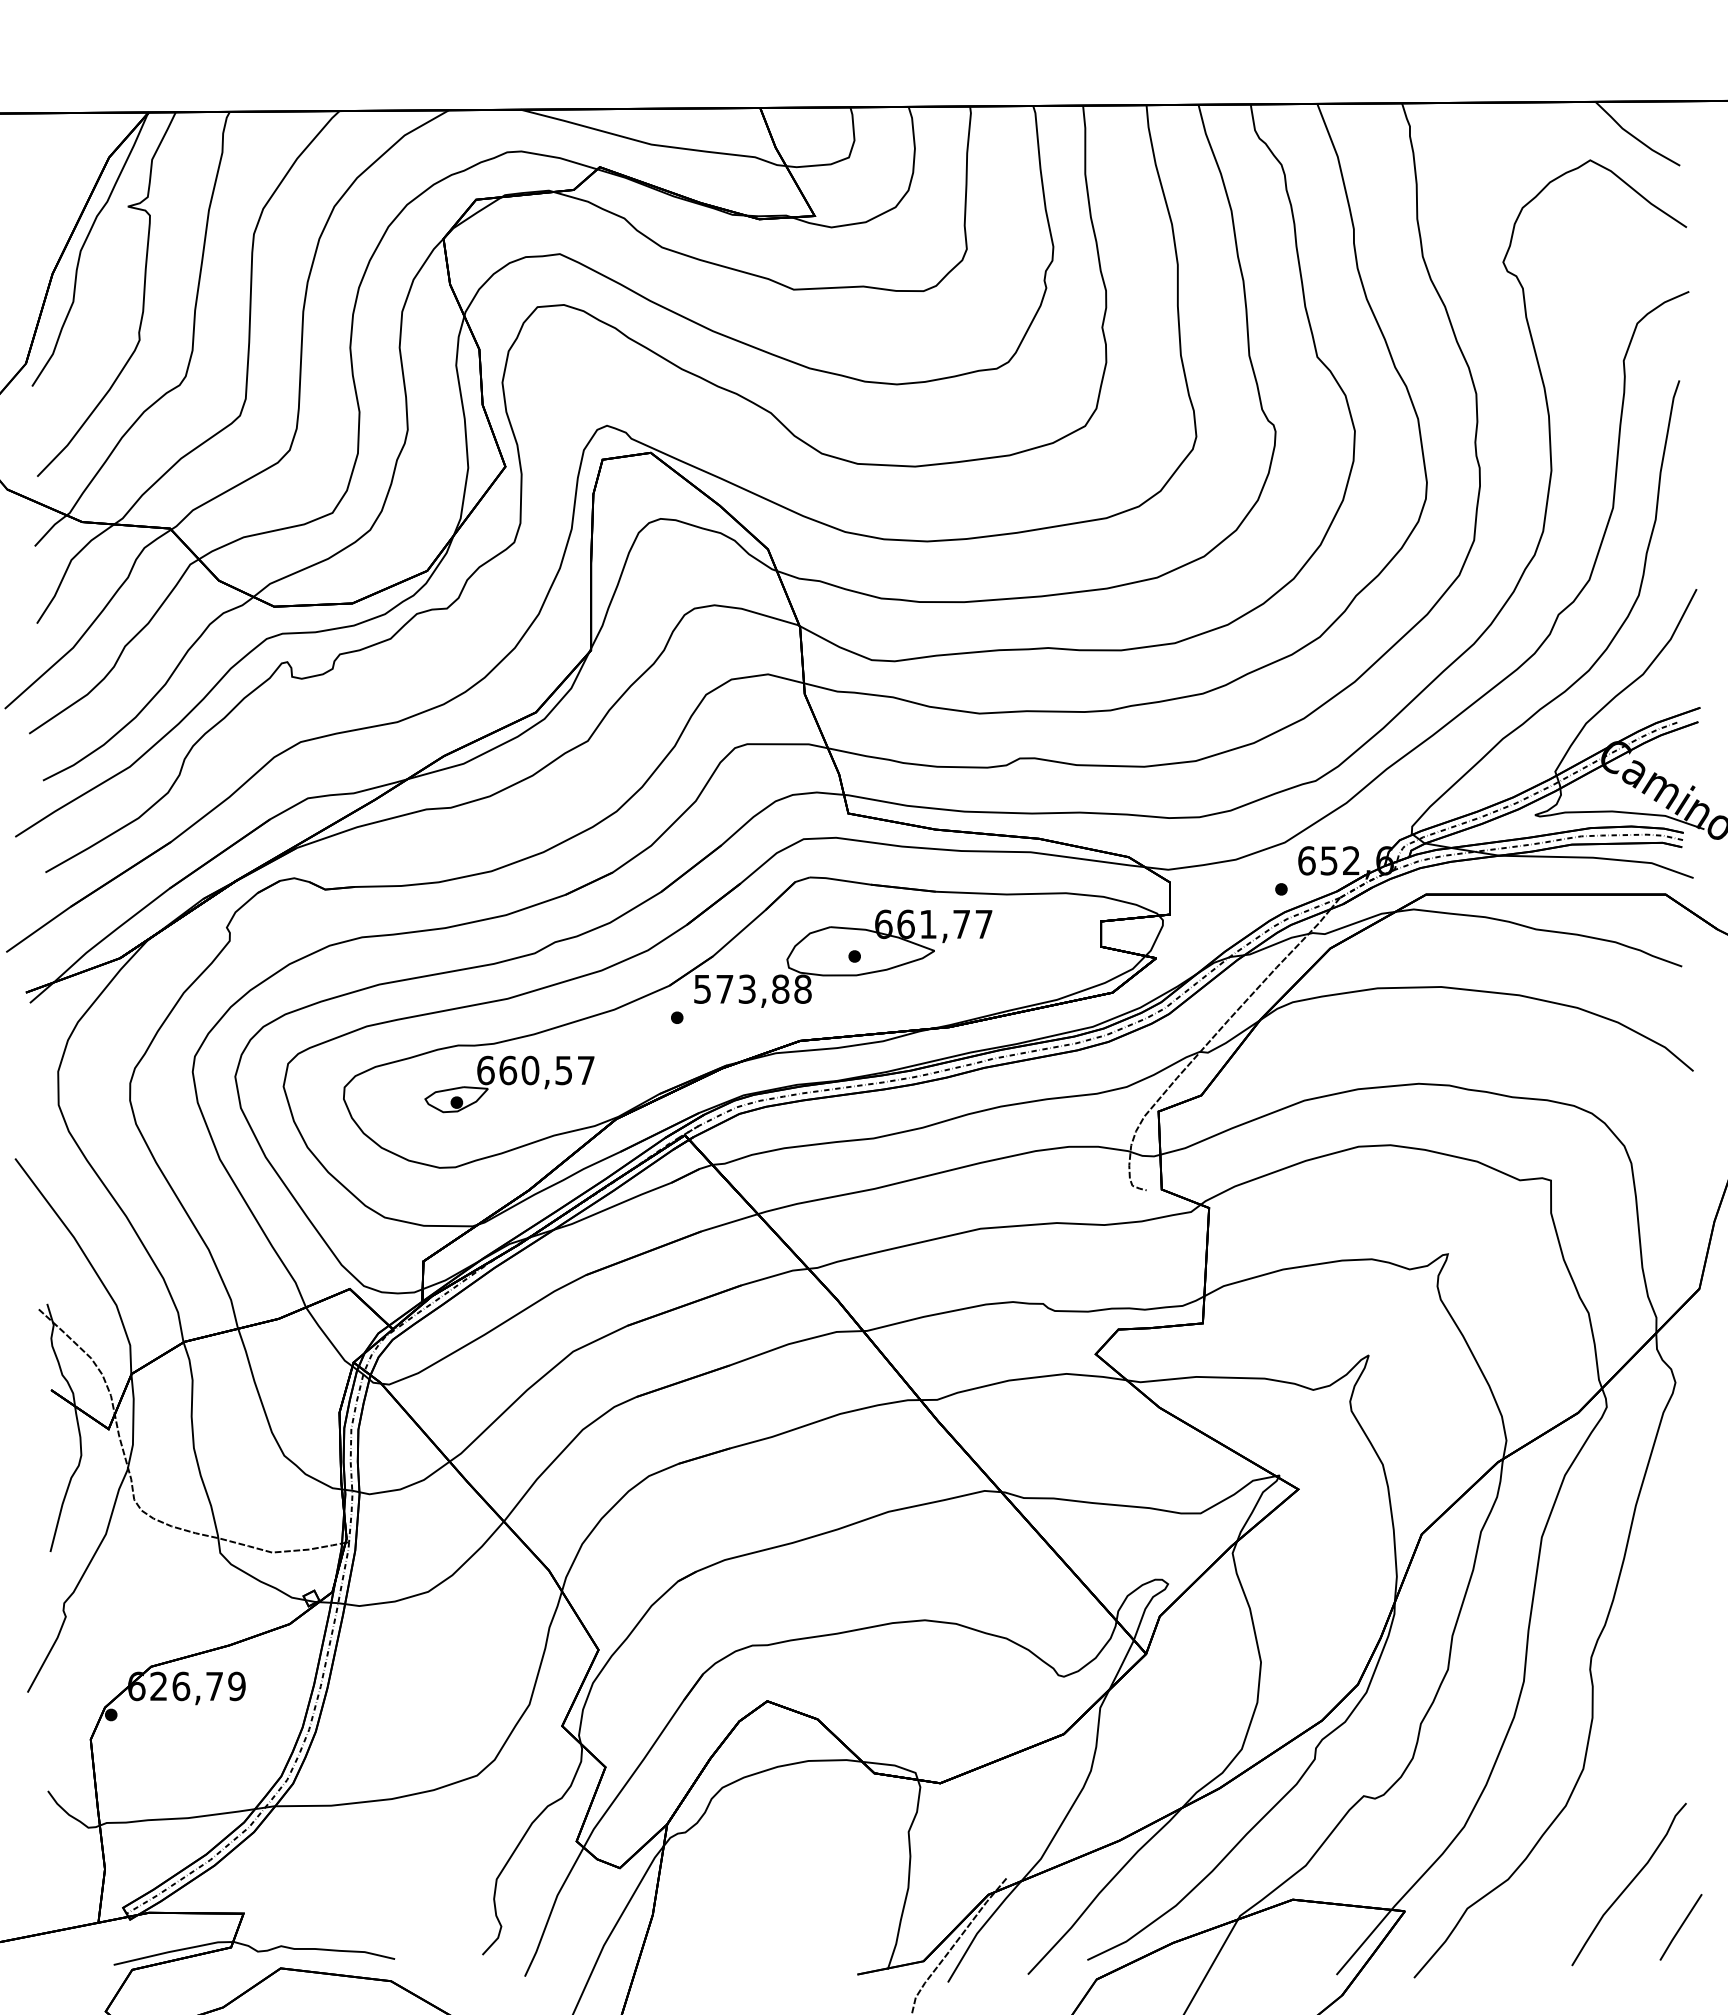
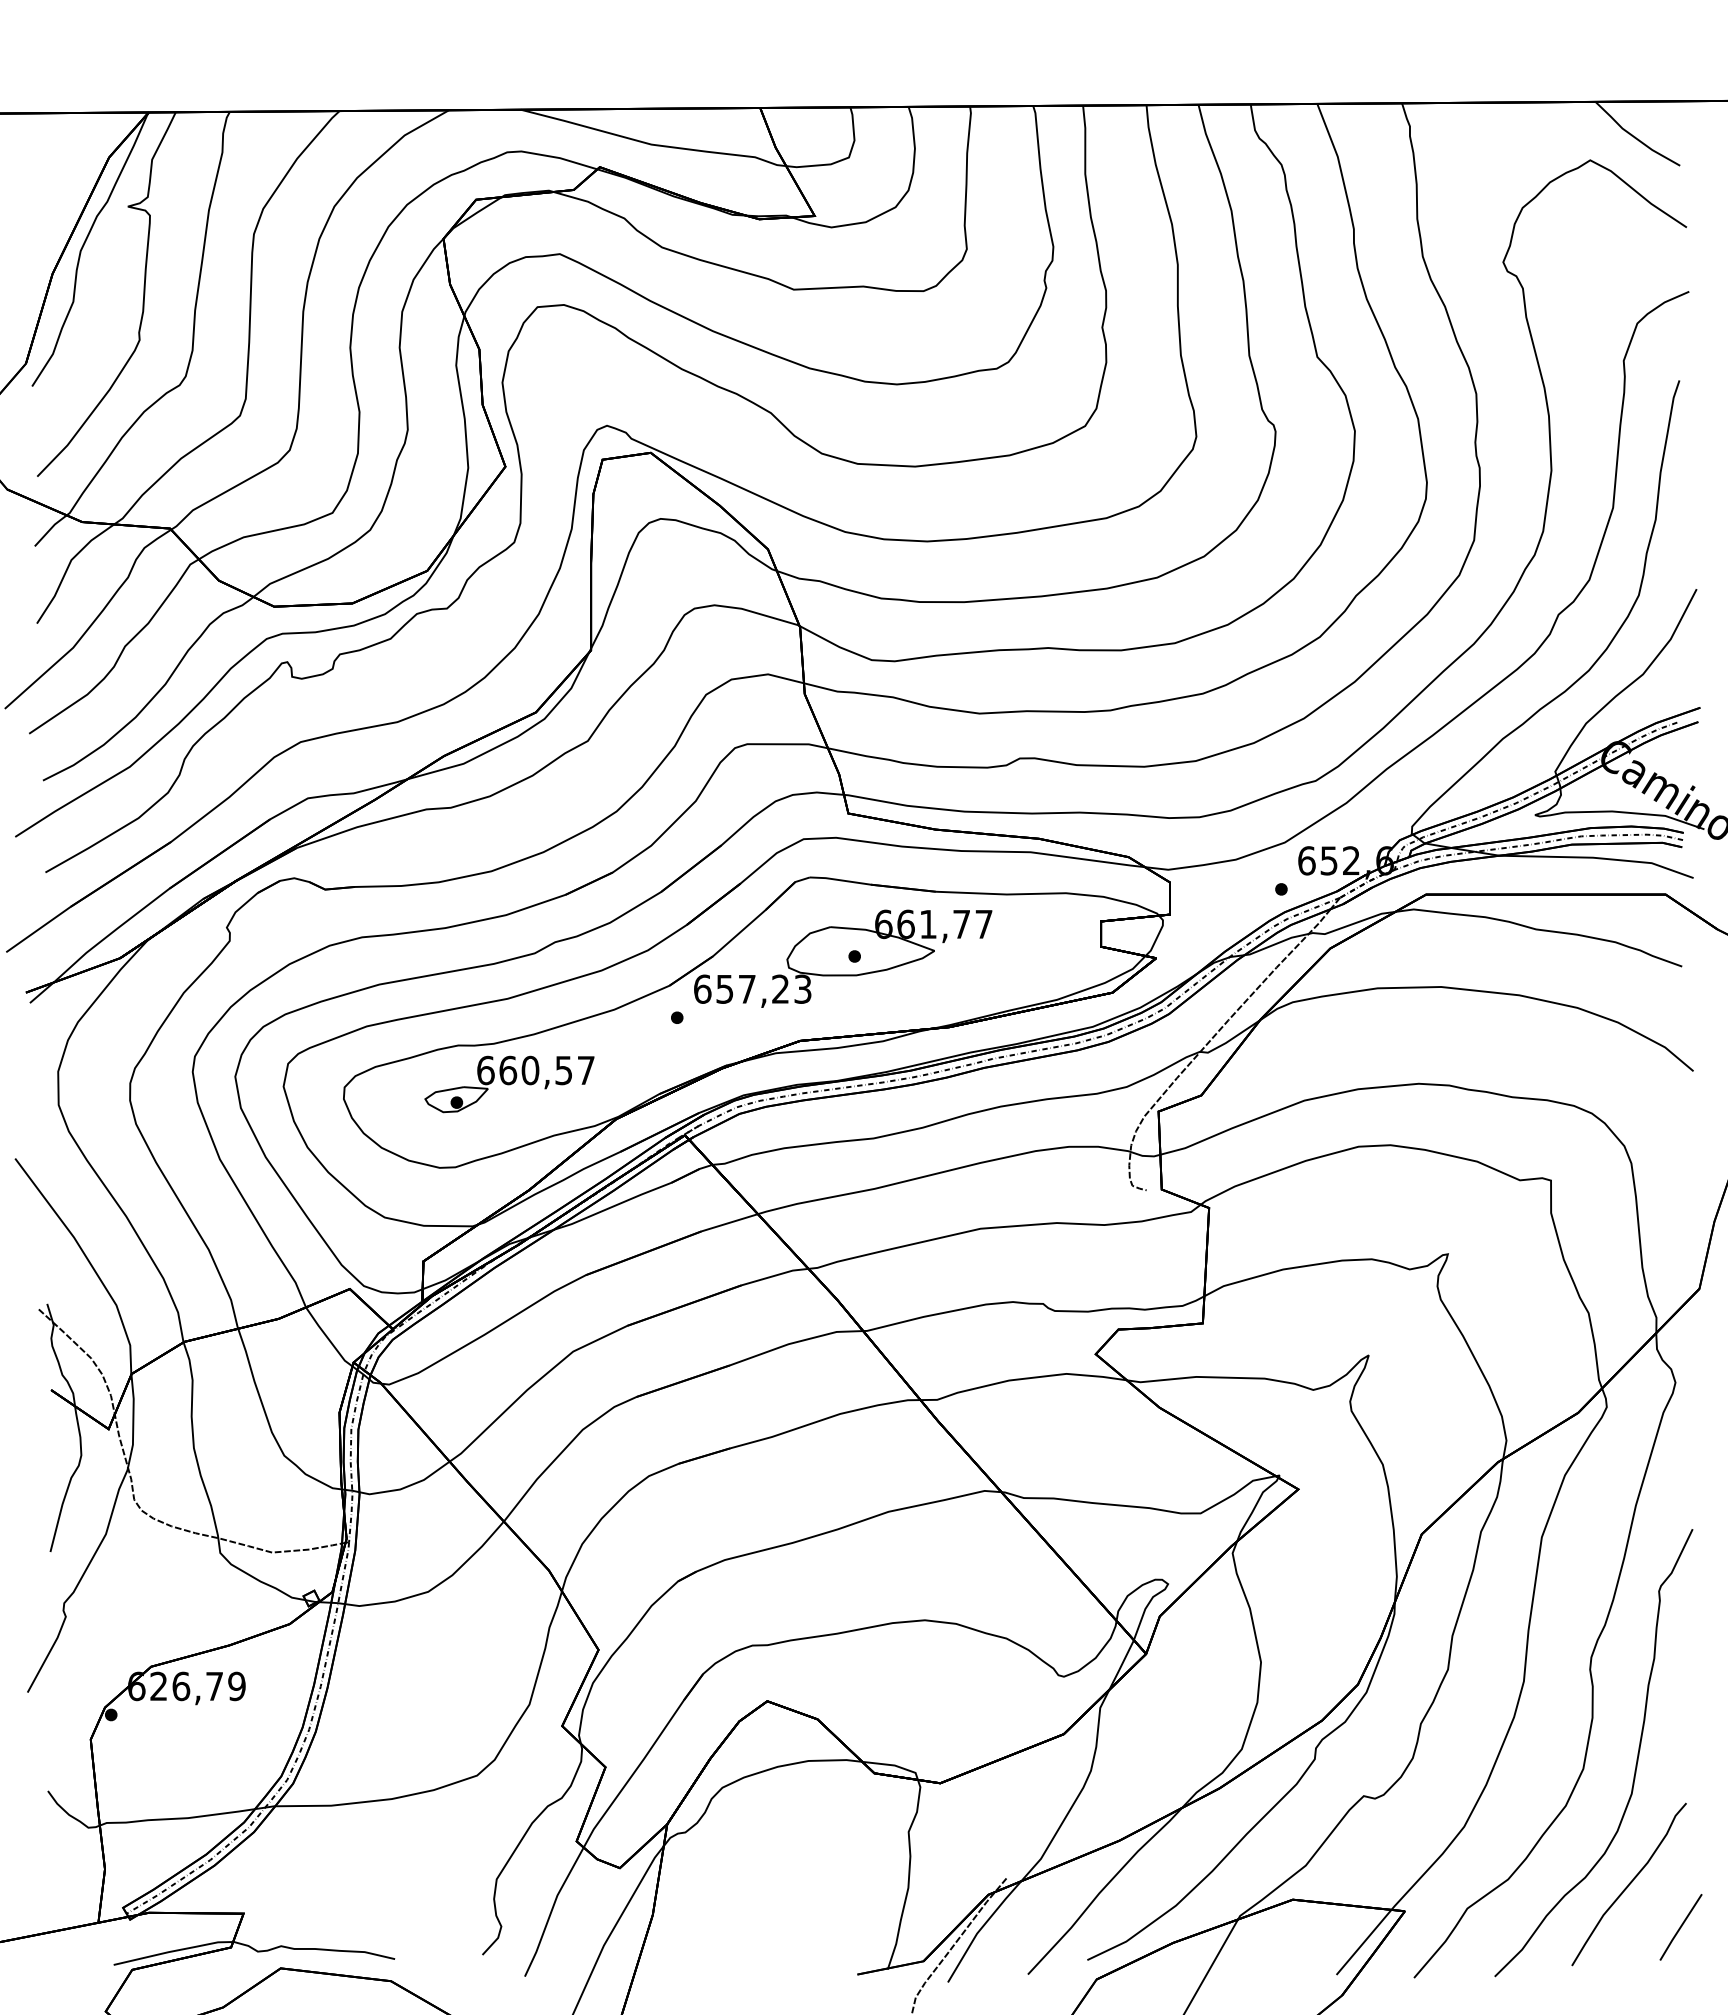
text: 573,88 -> 657,23 (752, 988)
curve: none -> present (1636, 1758)
